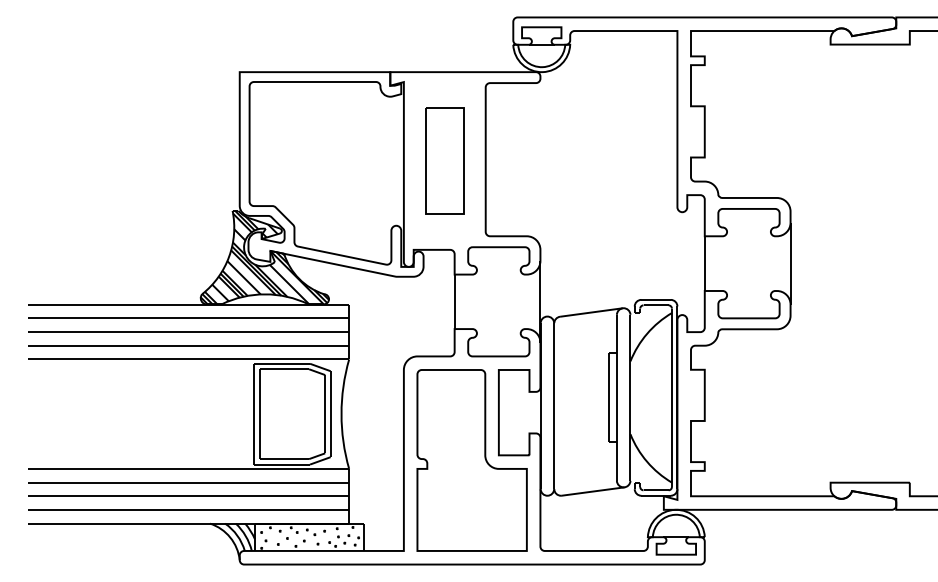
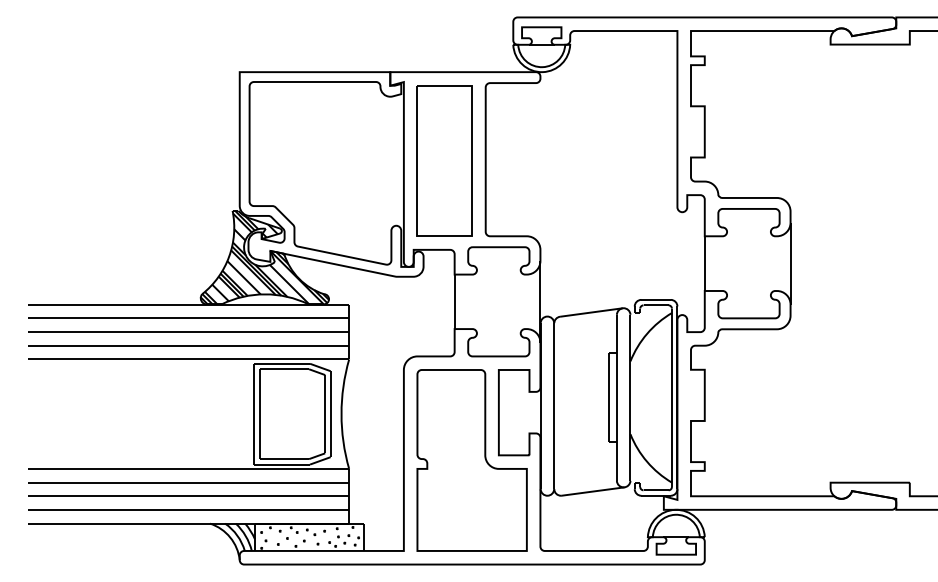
part size: 40x108 px -> 57x152 px (444, 160)
